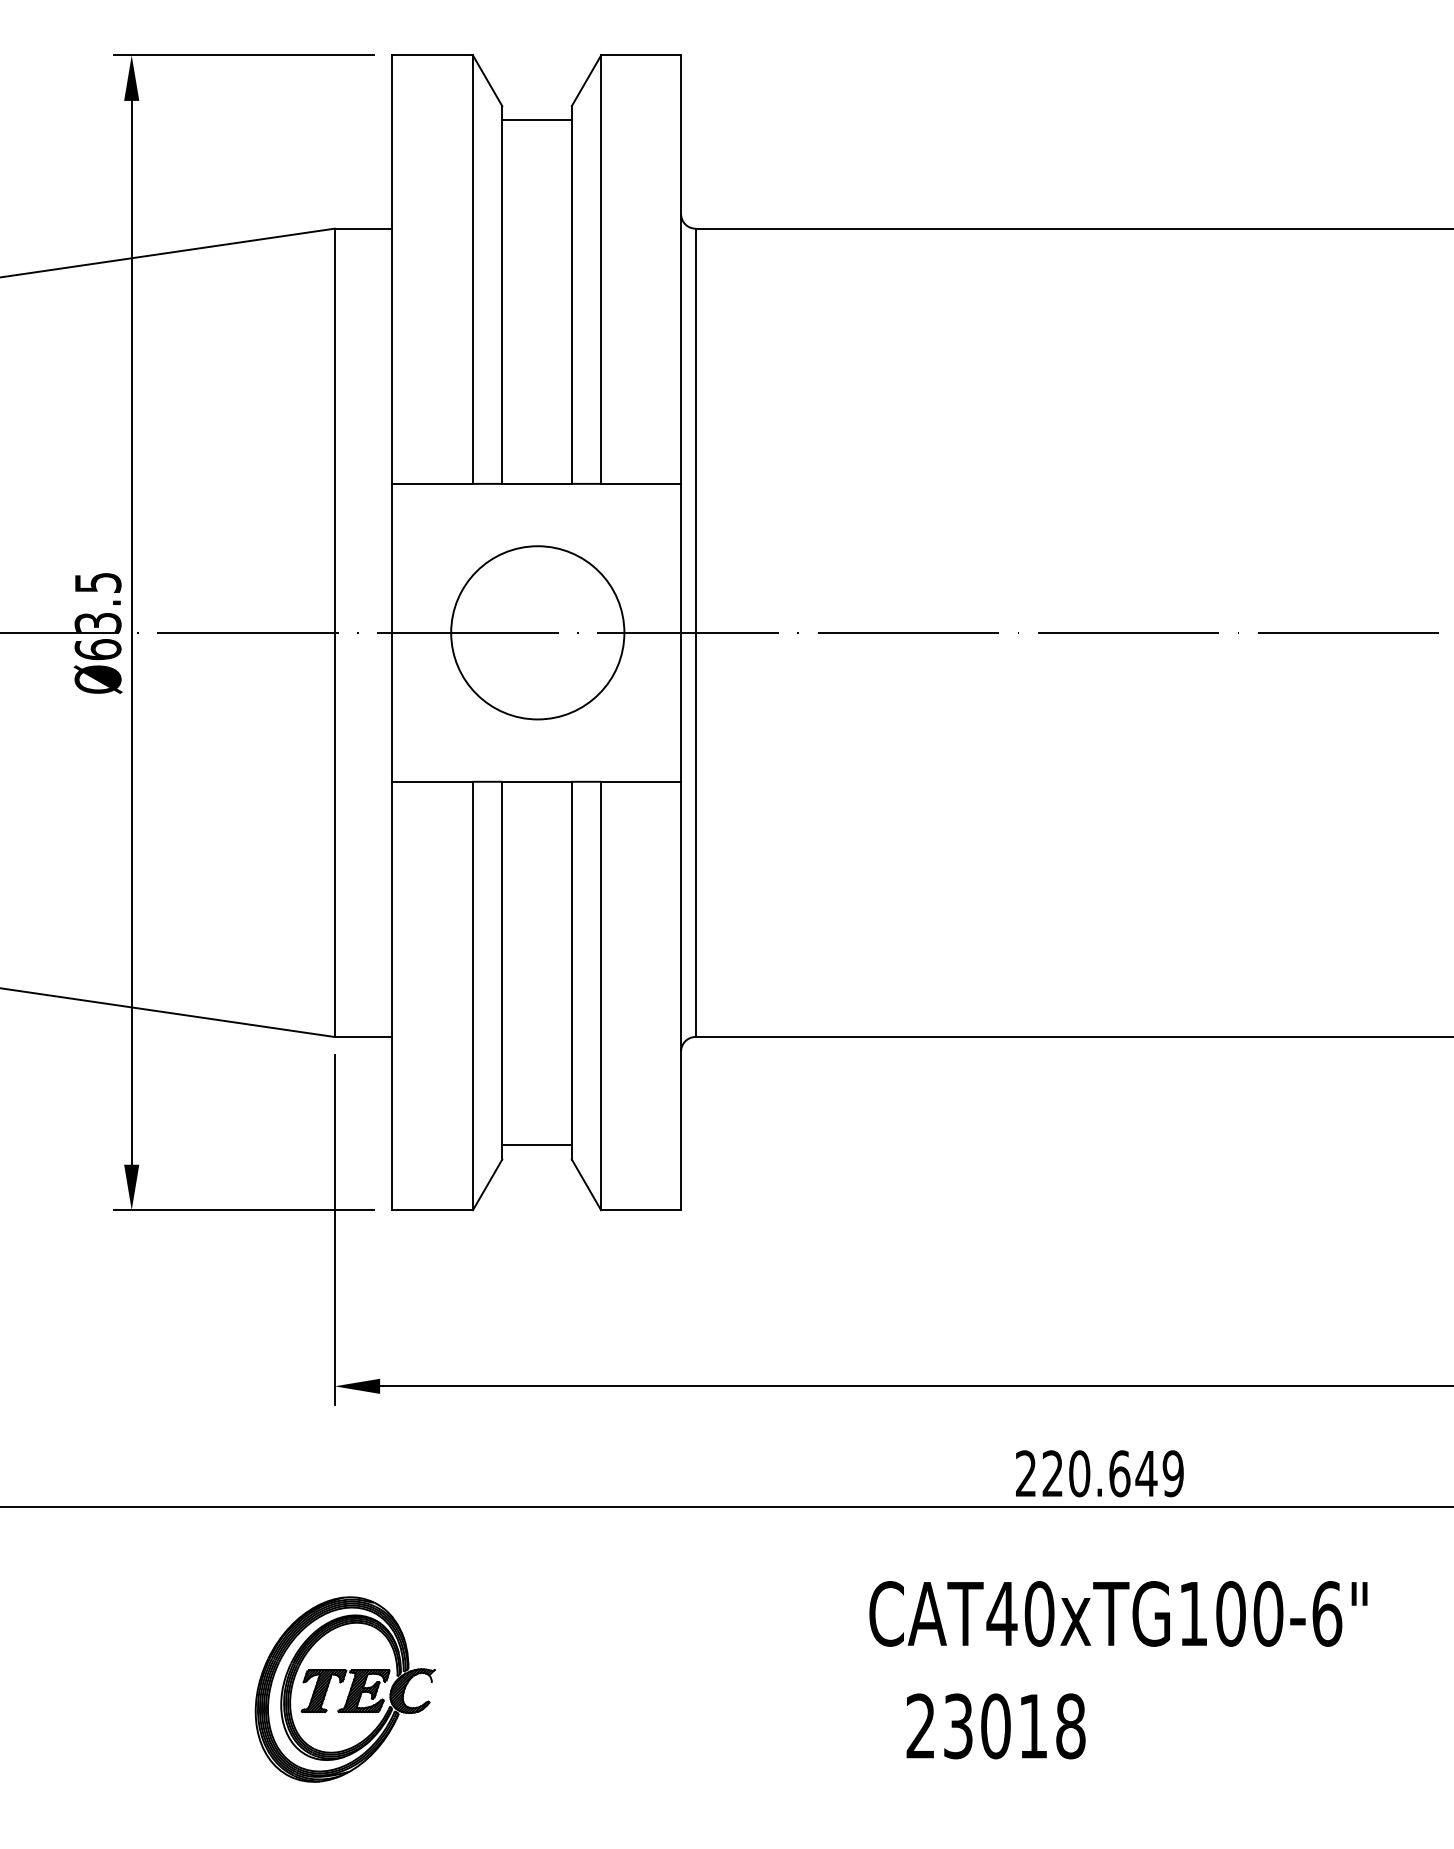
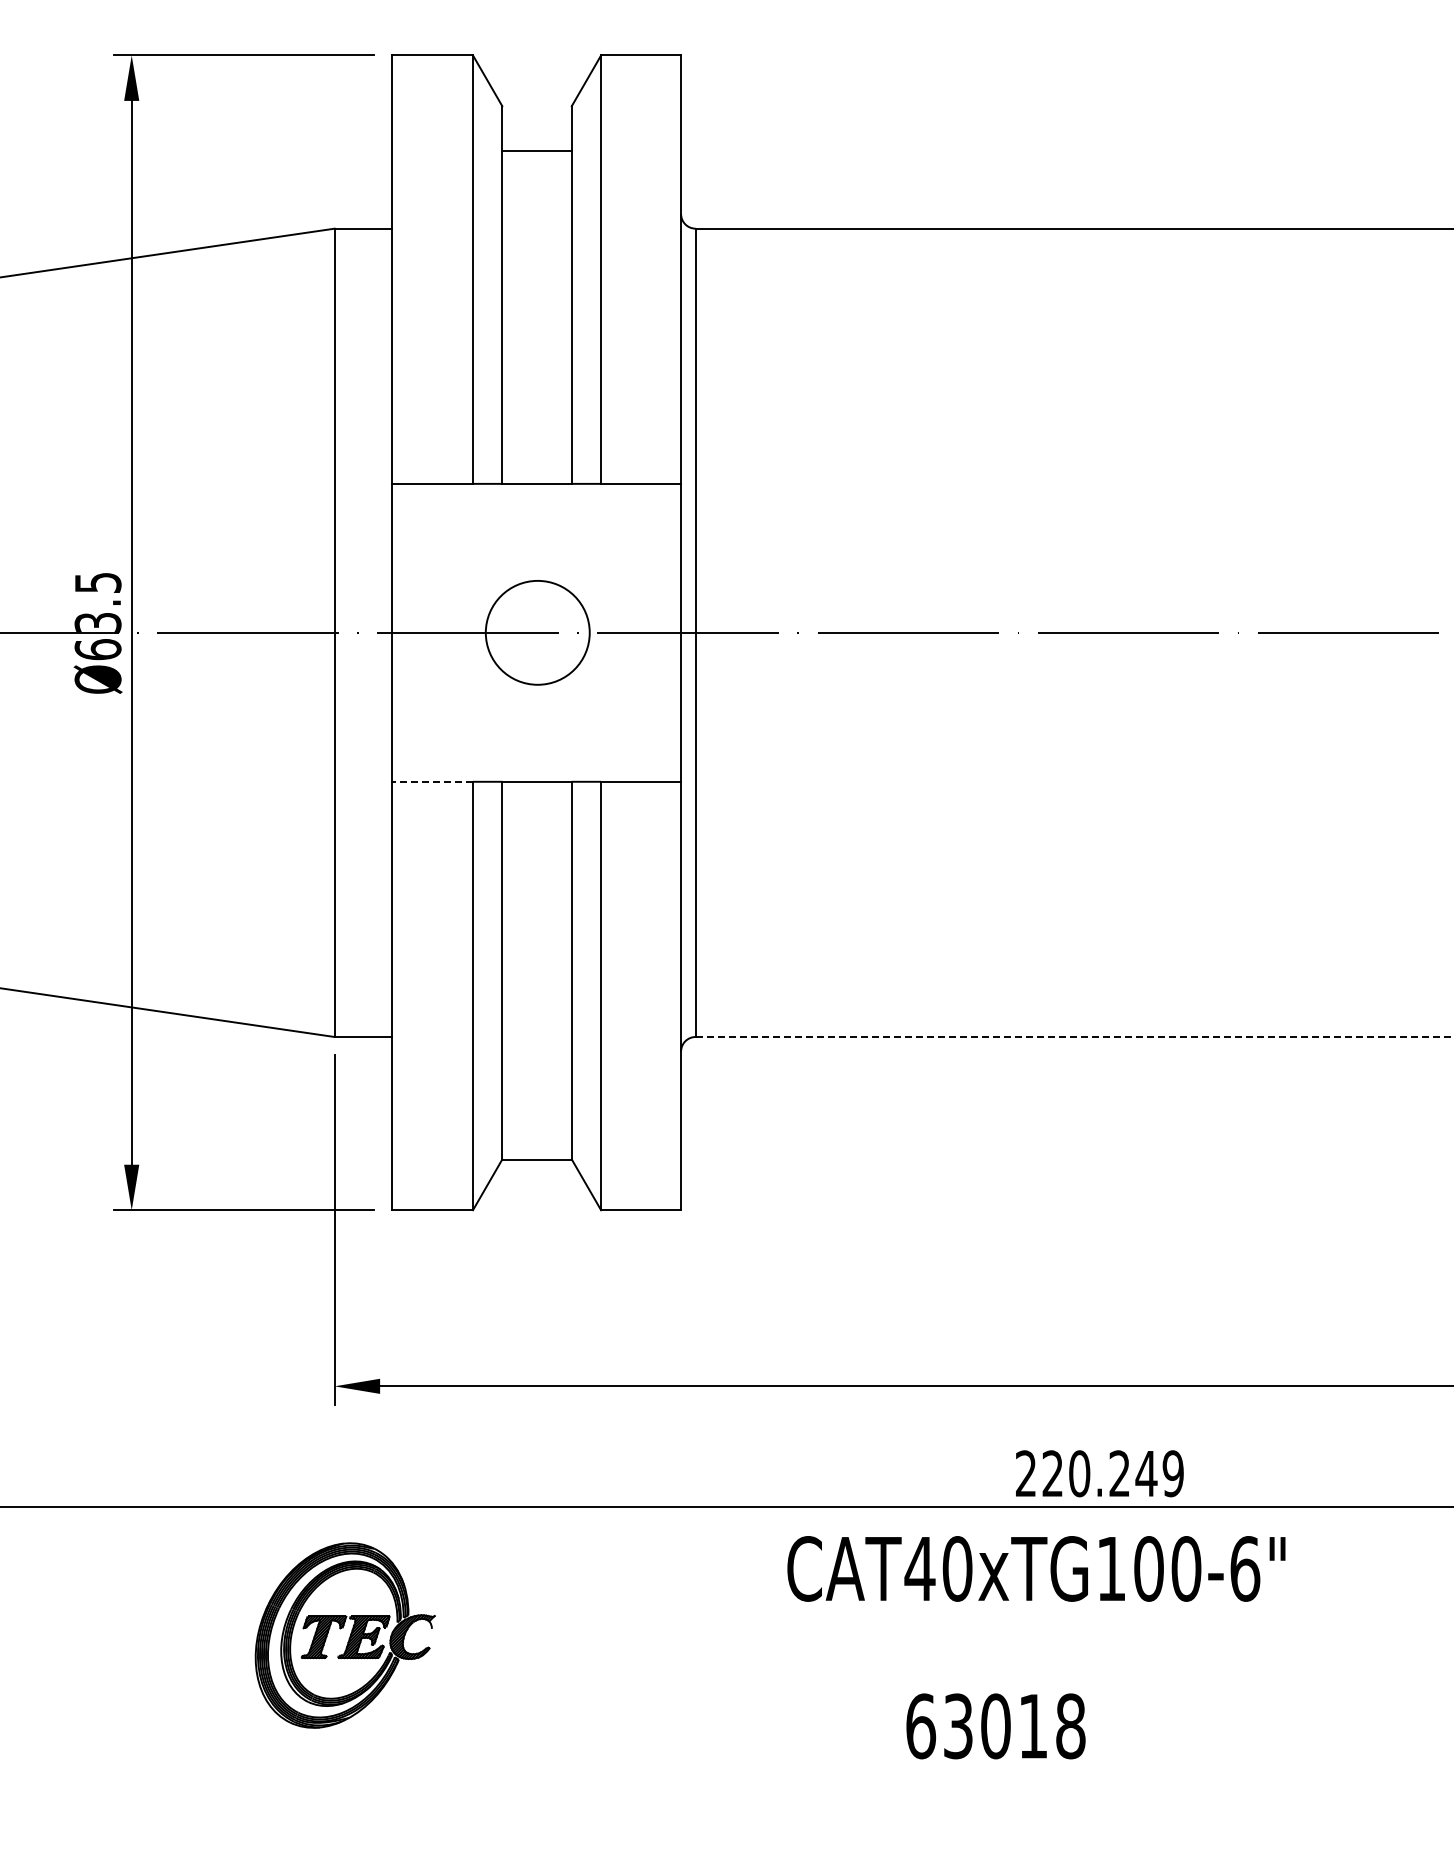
line position: (536, 120) -> (536, 151) (536, 151)
circle diameter: 173 px -> 104 px (537, 632)
line: solid -> dashed (432, 781)
line: solid -> dashed (1074, 1037)
line position: (536, 1145) -> (536, 1160) (536, 1160)
text: 220.649 -> 220.249 (1119, 1473)
text position: (1118, 1613) -> (1036, 1568) (1036, 1568)
part position: (344, 1689) -> (344, 1635) (344, 1635)
text: 23018 -> 63018 (921, 1726)
